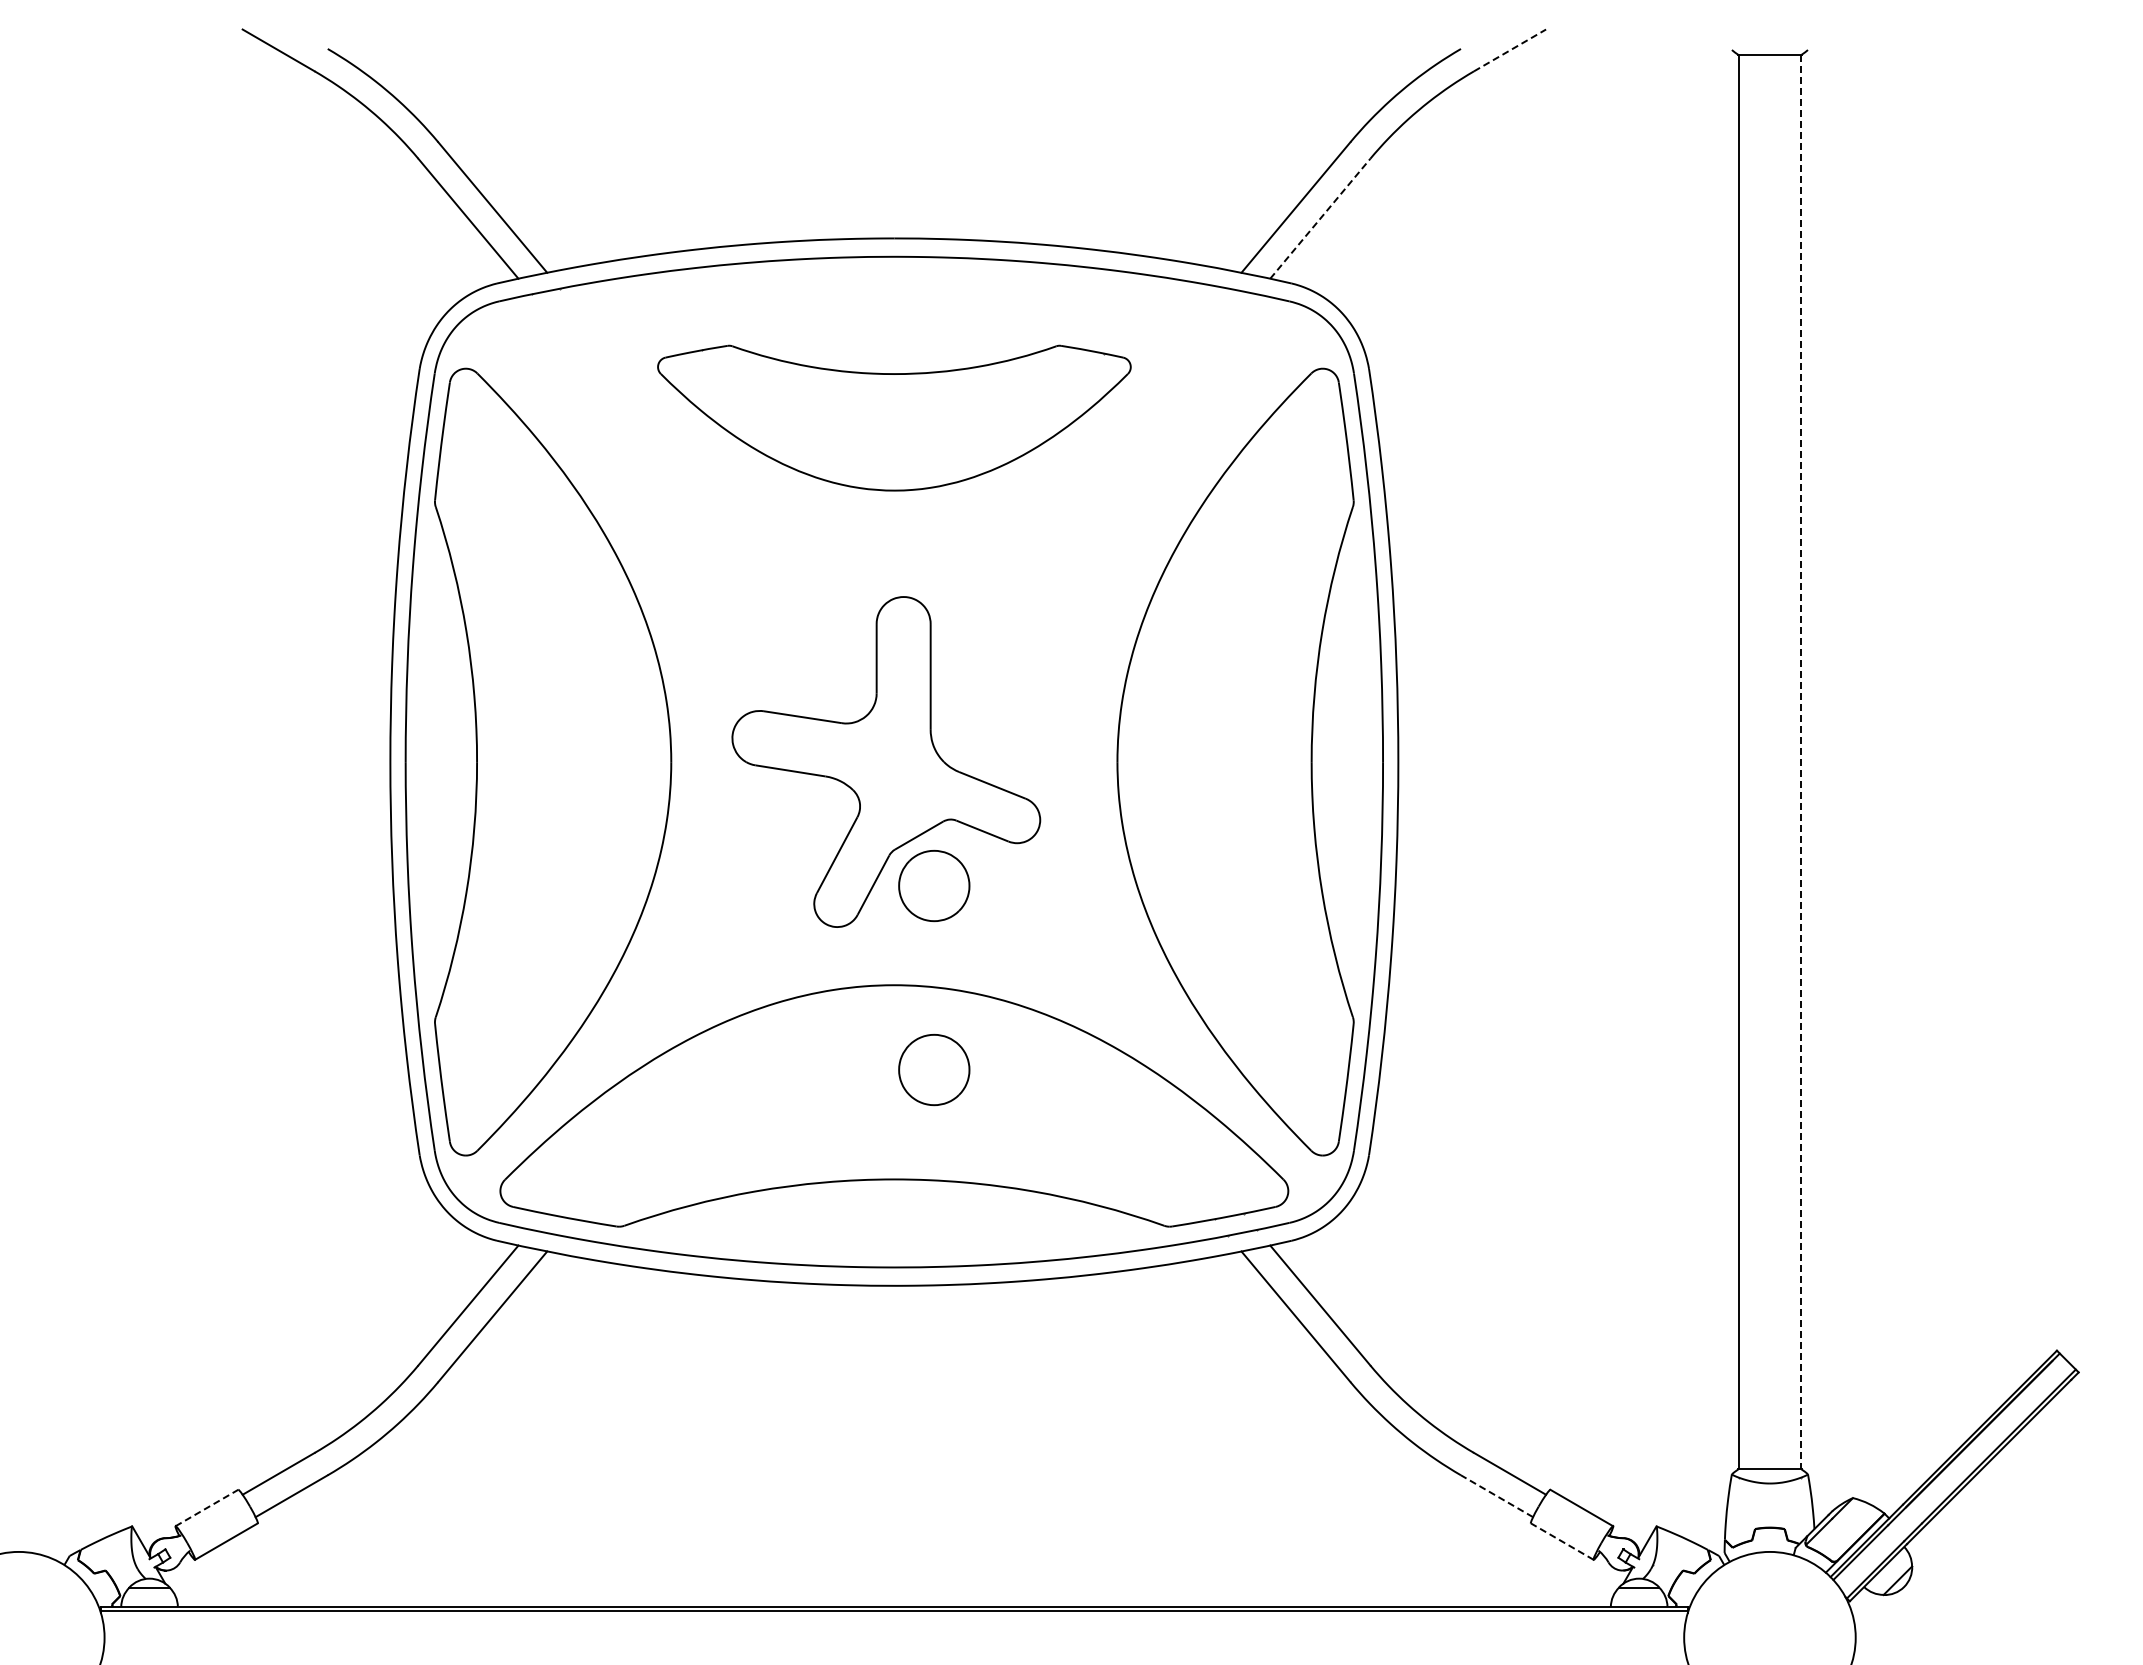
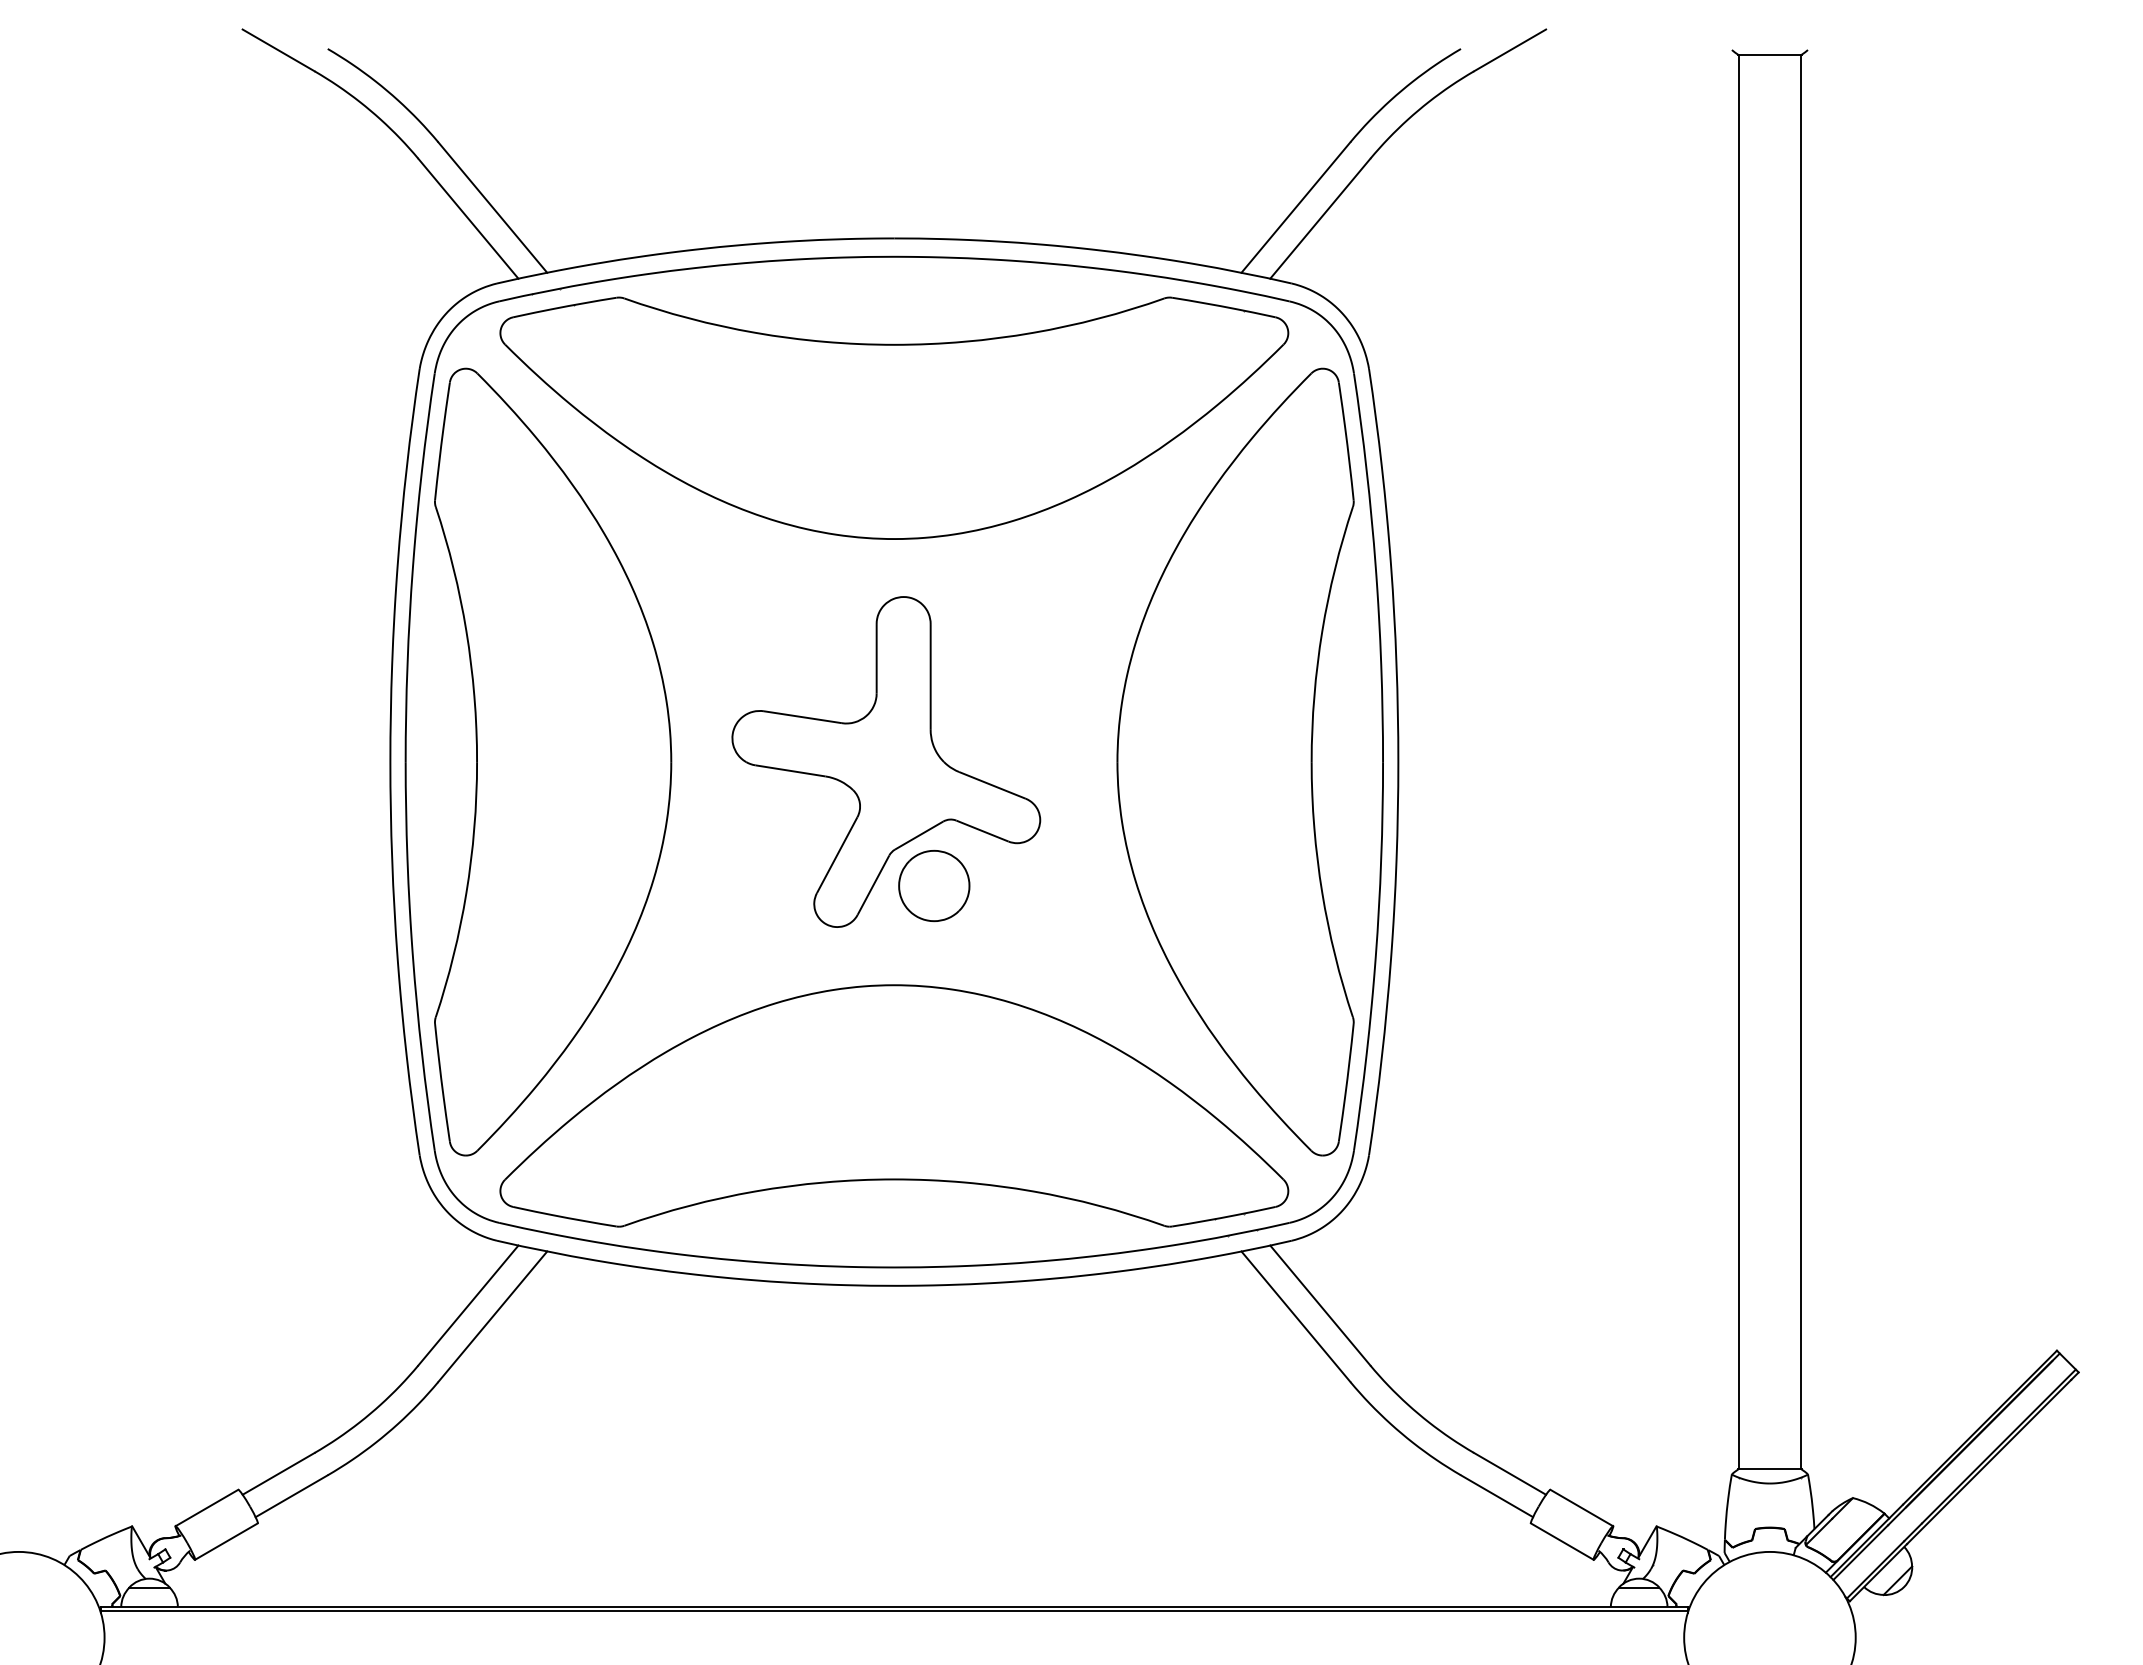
line: dashed -> solid (1510, 50)
line: dashed -> solid (1320, 218)
part size: 475x148 px -> 791x244 px (894, 417)
line: dashed -> solid (1800, 762)
part: present -> none (934, 1070)
line: dashed -> solid (1497, 1496)
line: dashed -> solid (207, 1507)
line: dashed -> solid (1561, 1541)
